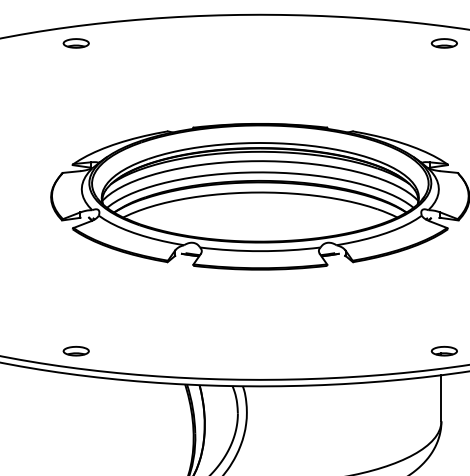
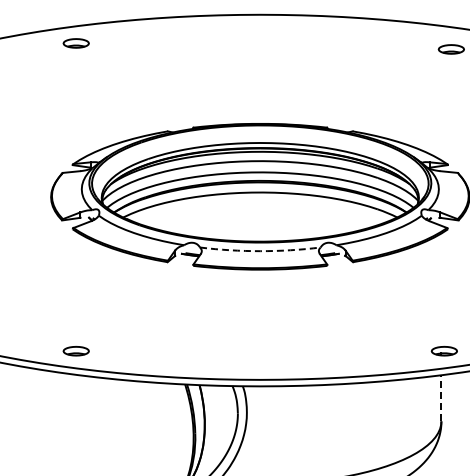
part position: (443, 43) -> (450, 49) (450, 49)
arc: solid -> dashed (260, 251)
line: solid -> dashed (441, 397)
